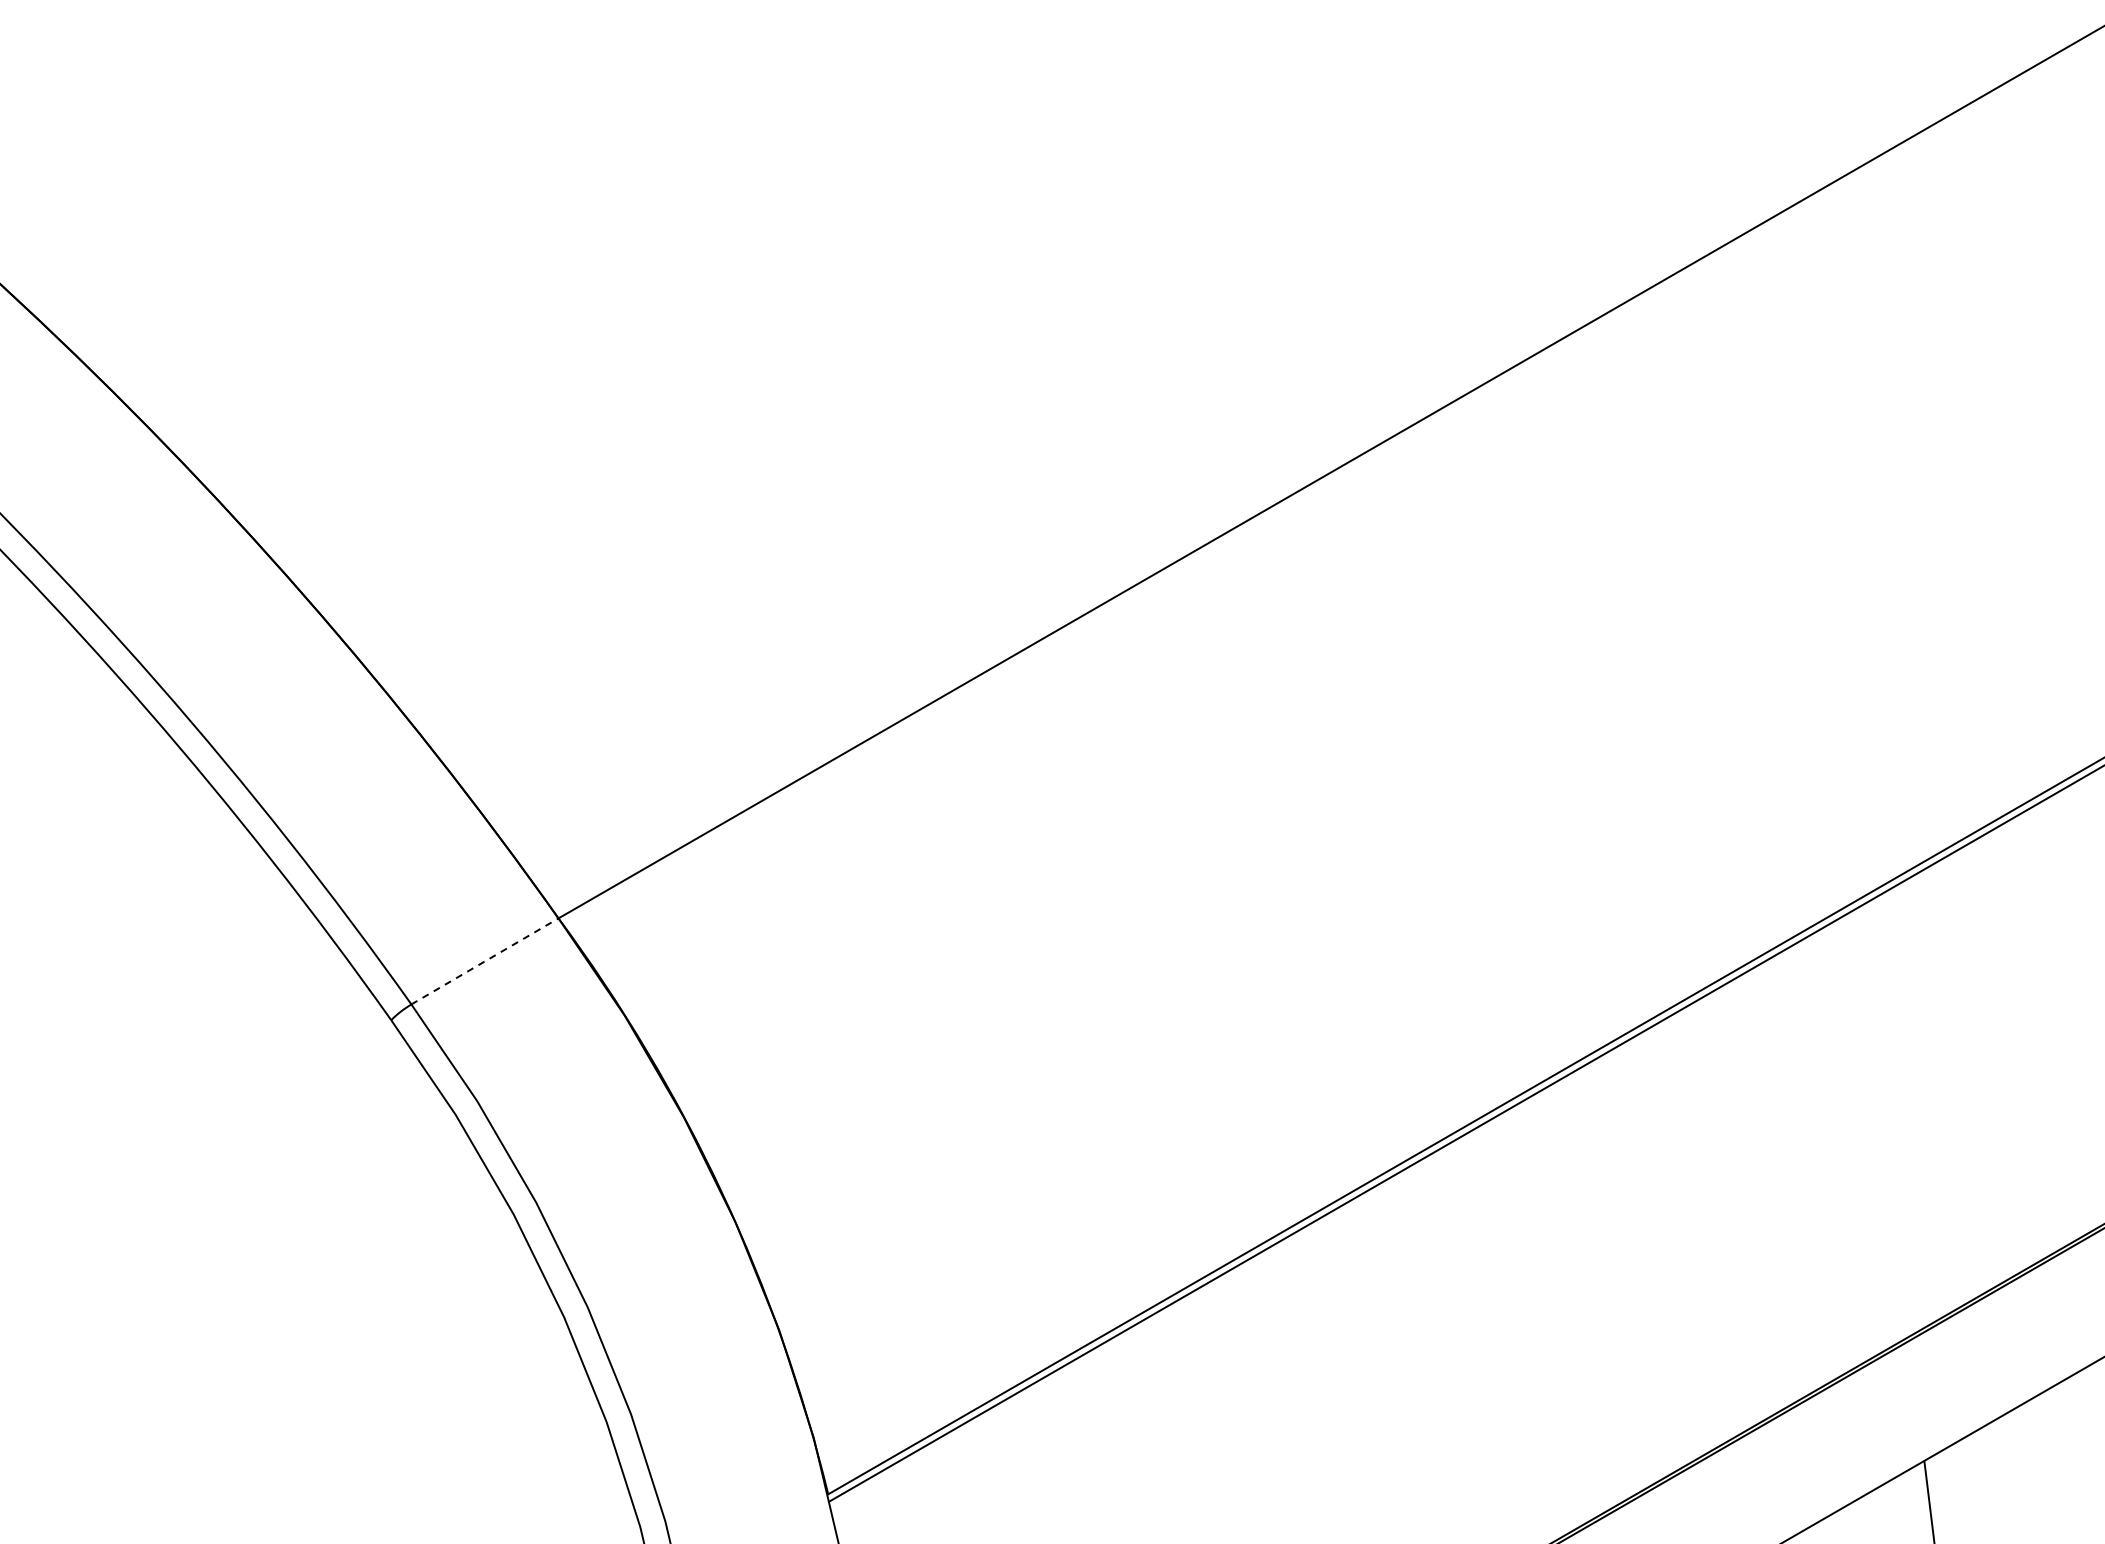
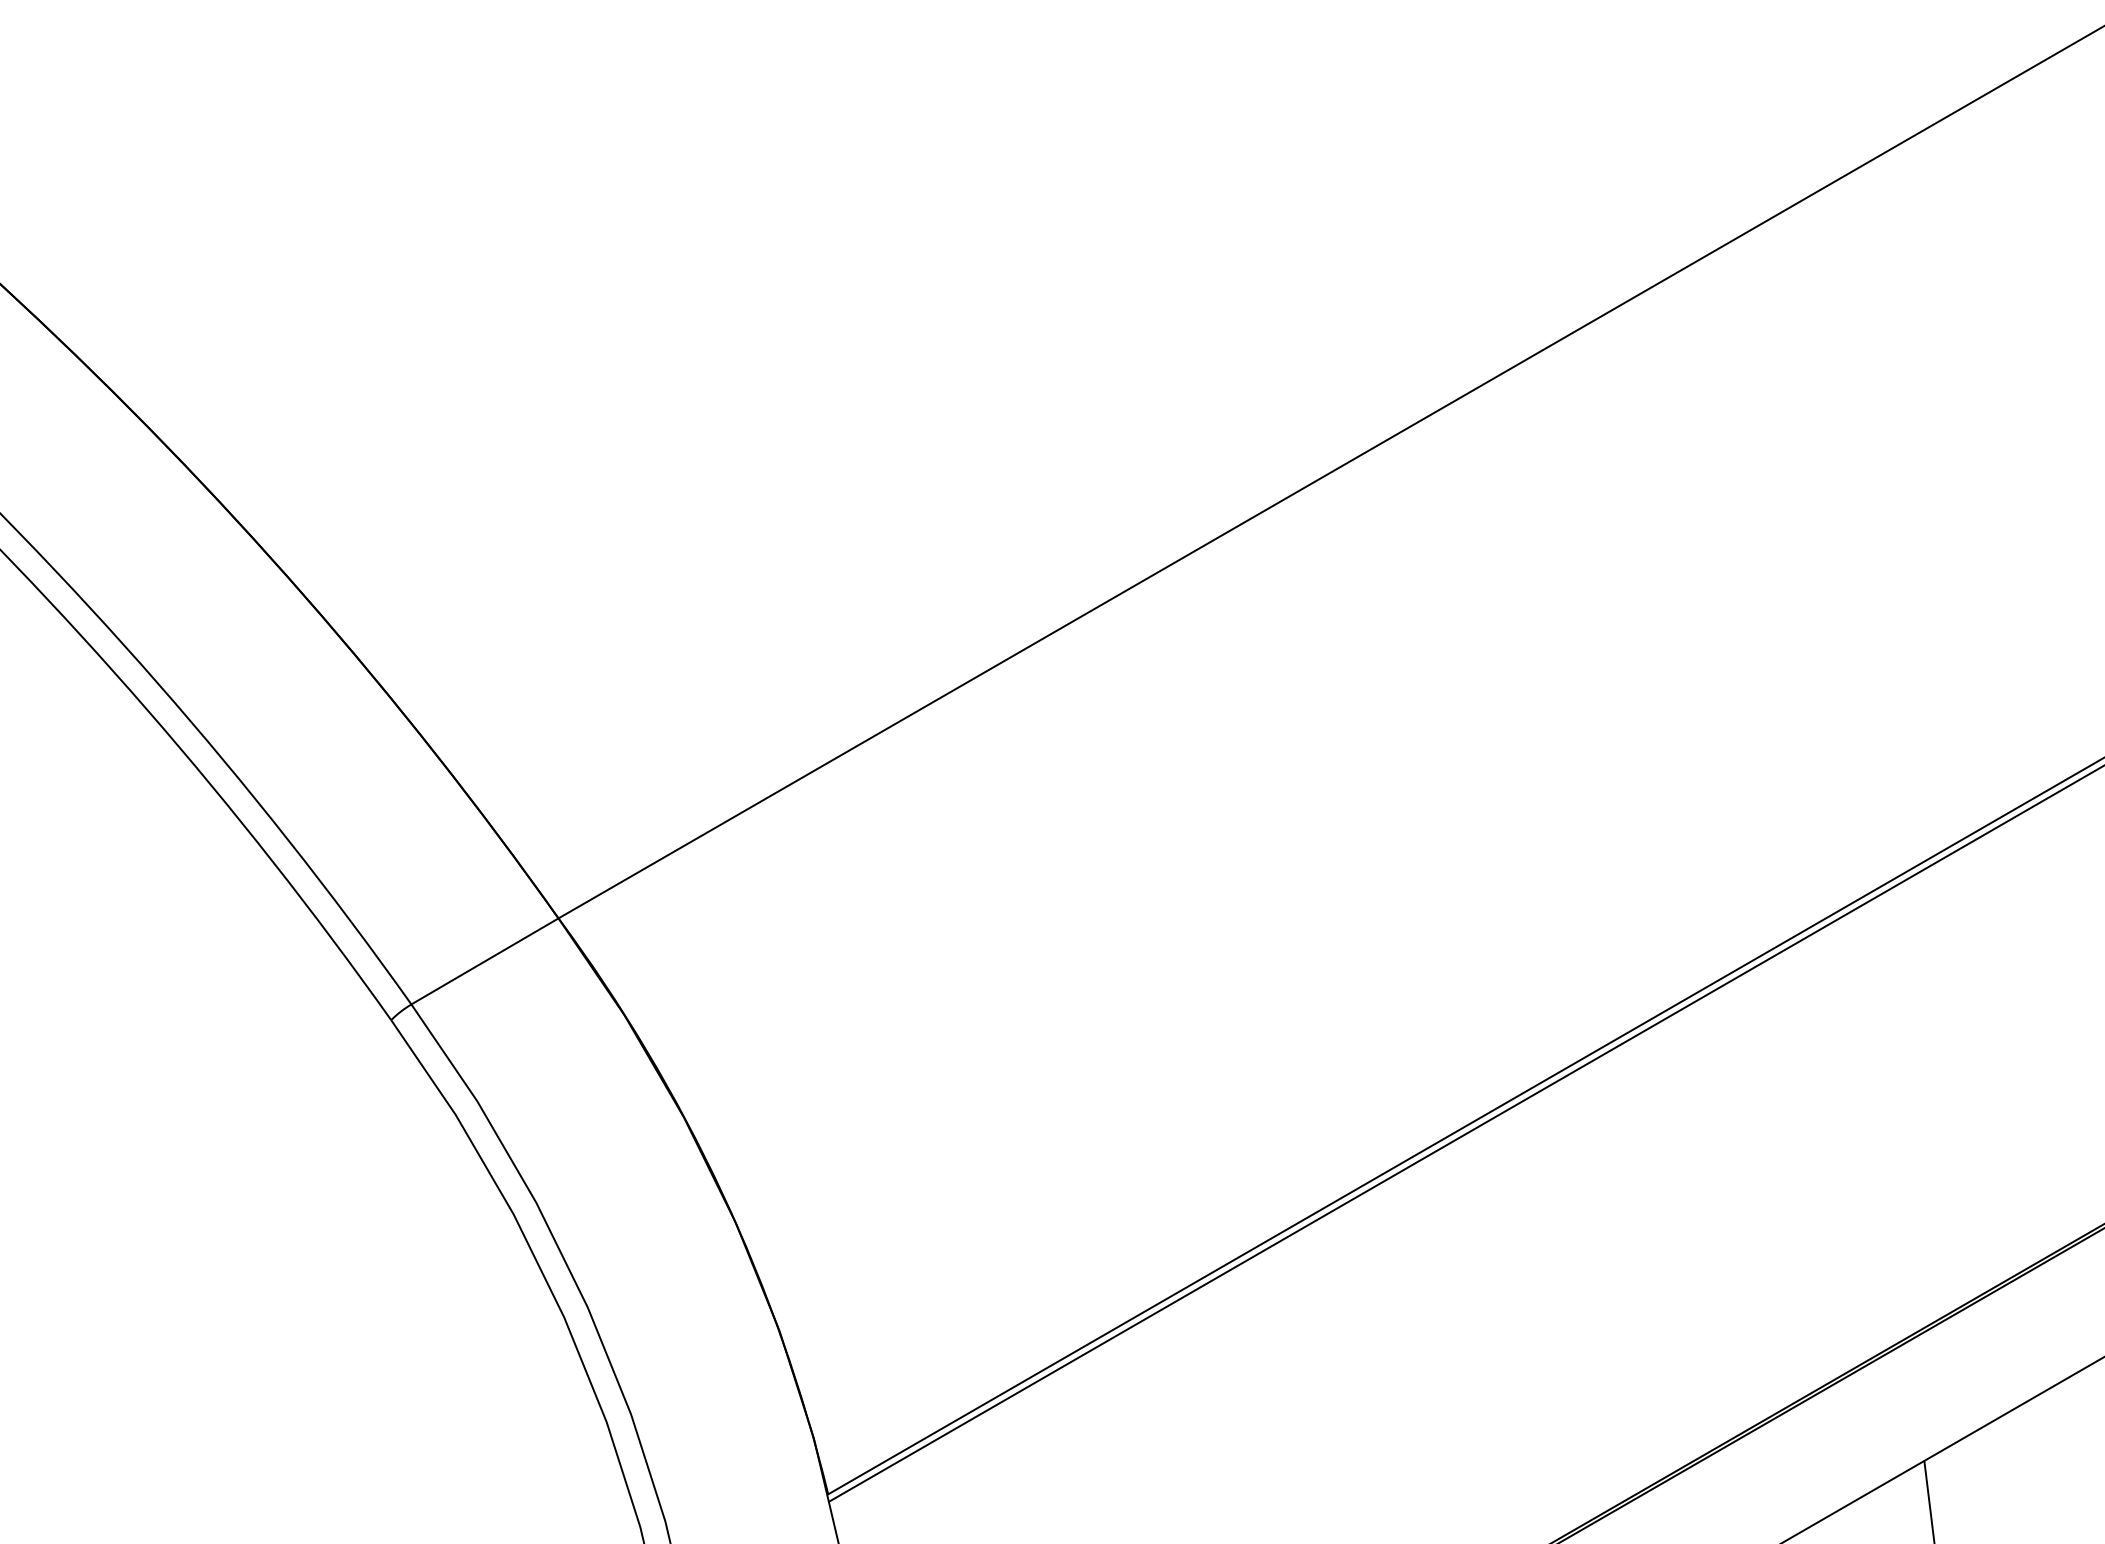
line: dashed -> solid (485, 961)
